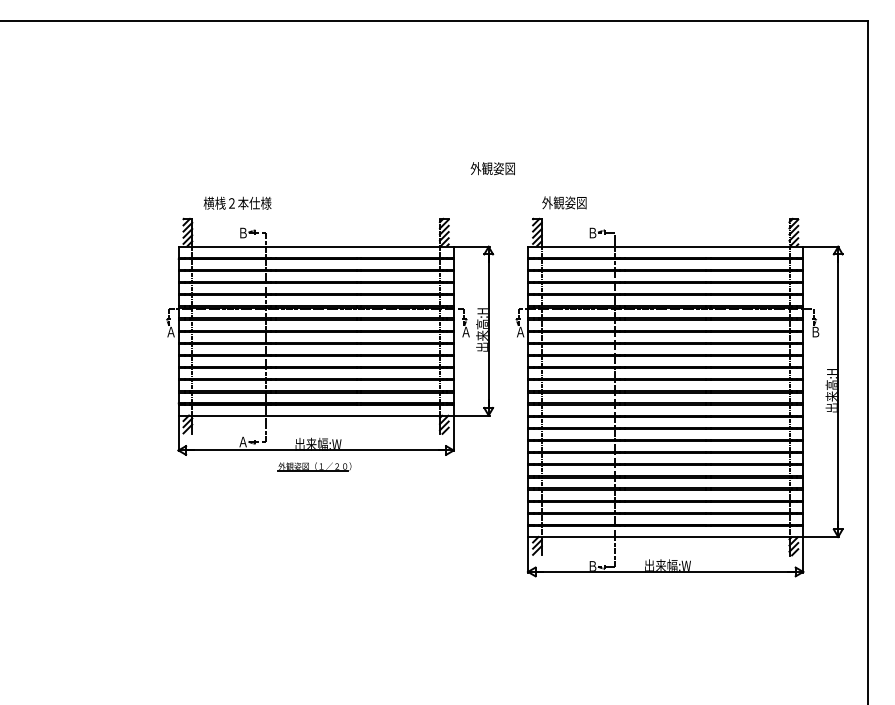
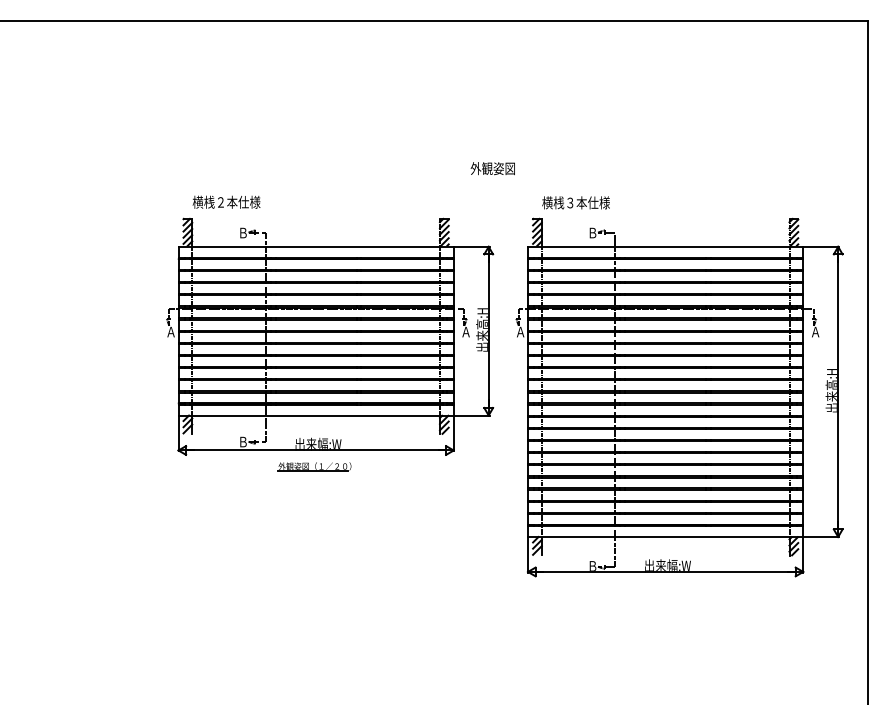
text position: (237, 202) -> (226, 201) (226, 201)
text: 外観姿図 -> 横桟３本仕様 (575, 202)
text: Ｂ -> Ａ (815, 331)
text: Ａ -> Ｂ (242, 441)
